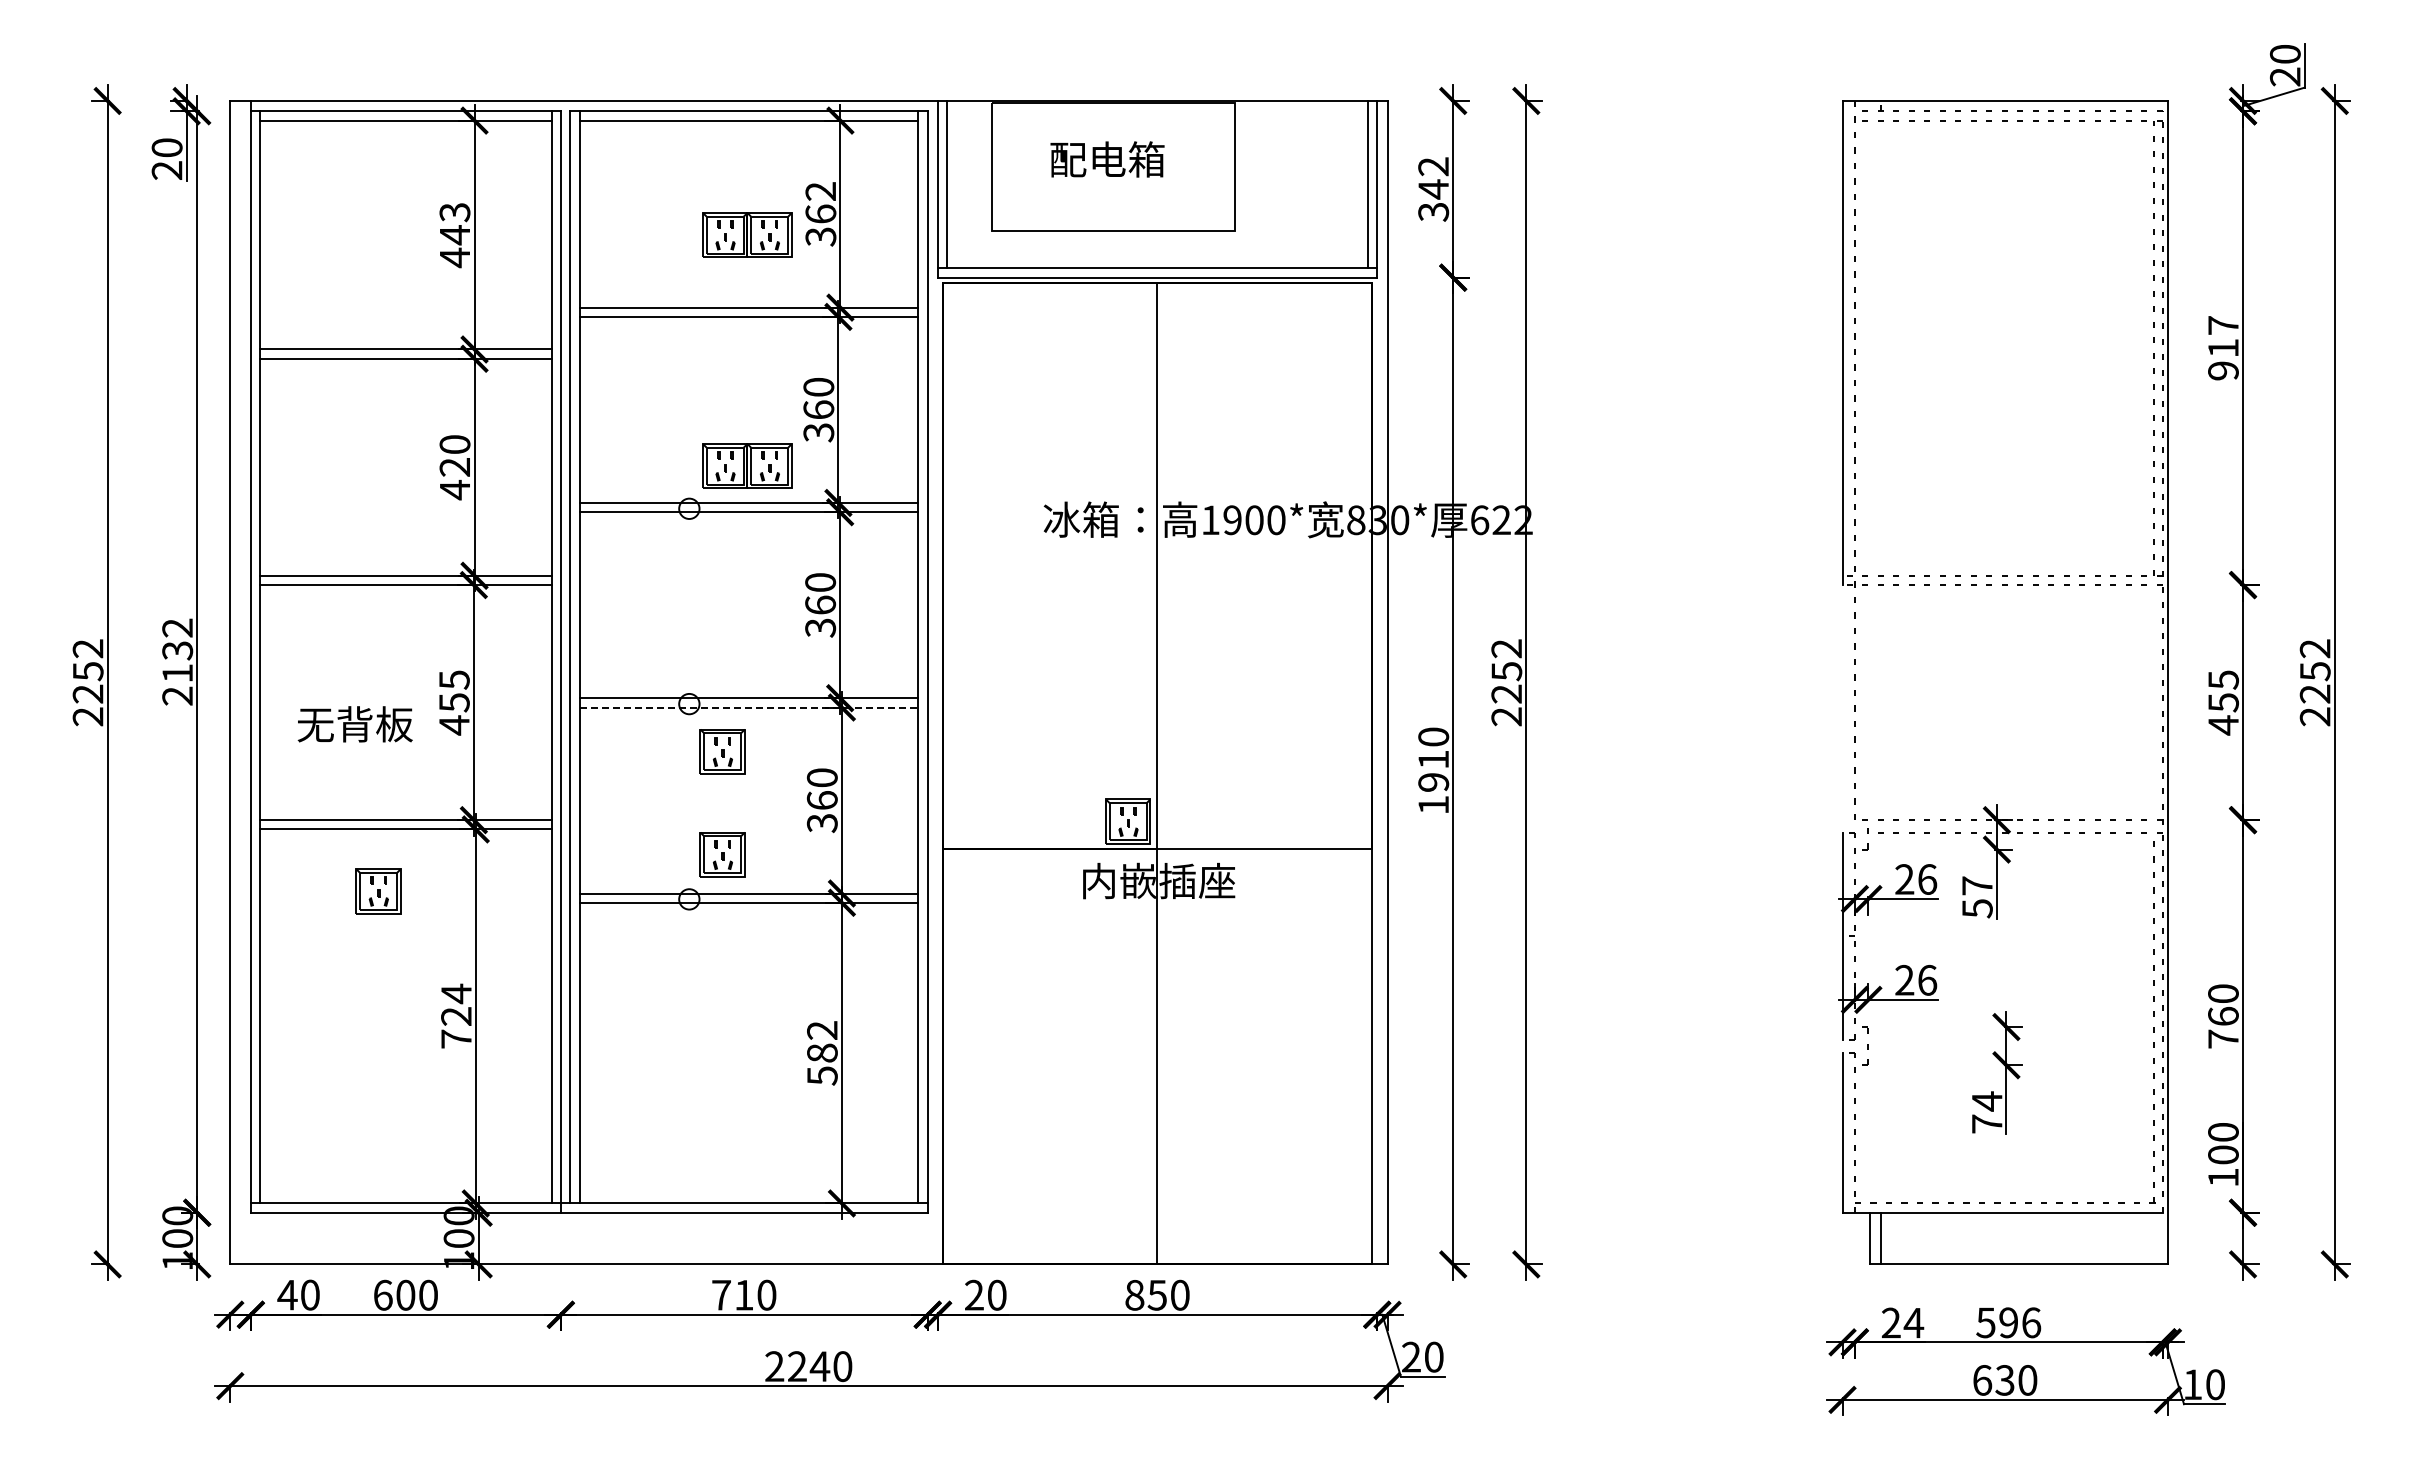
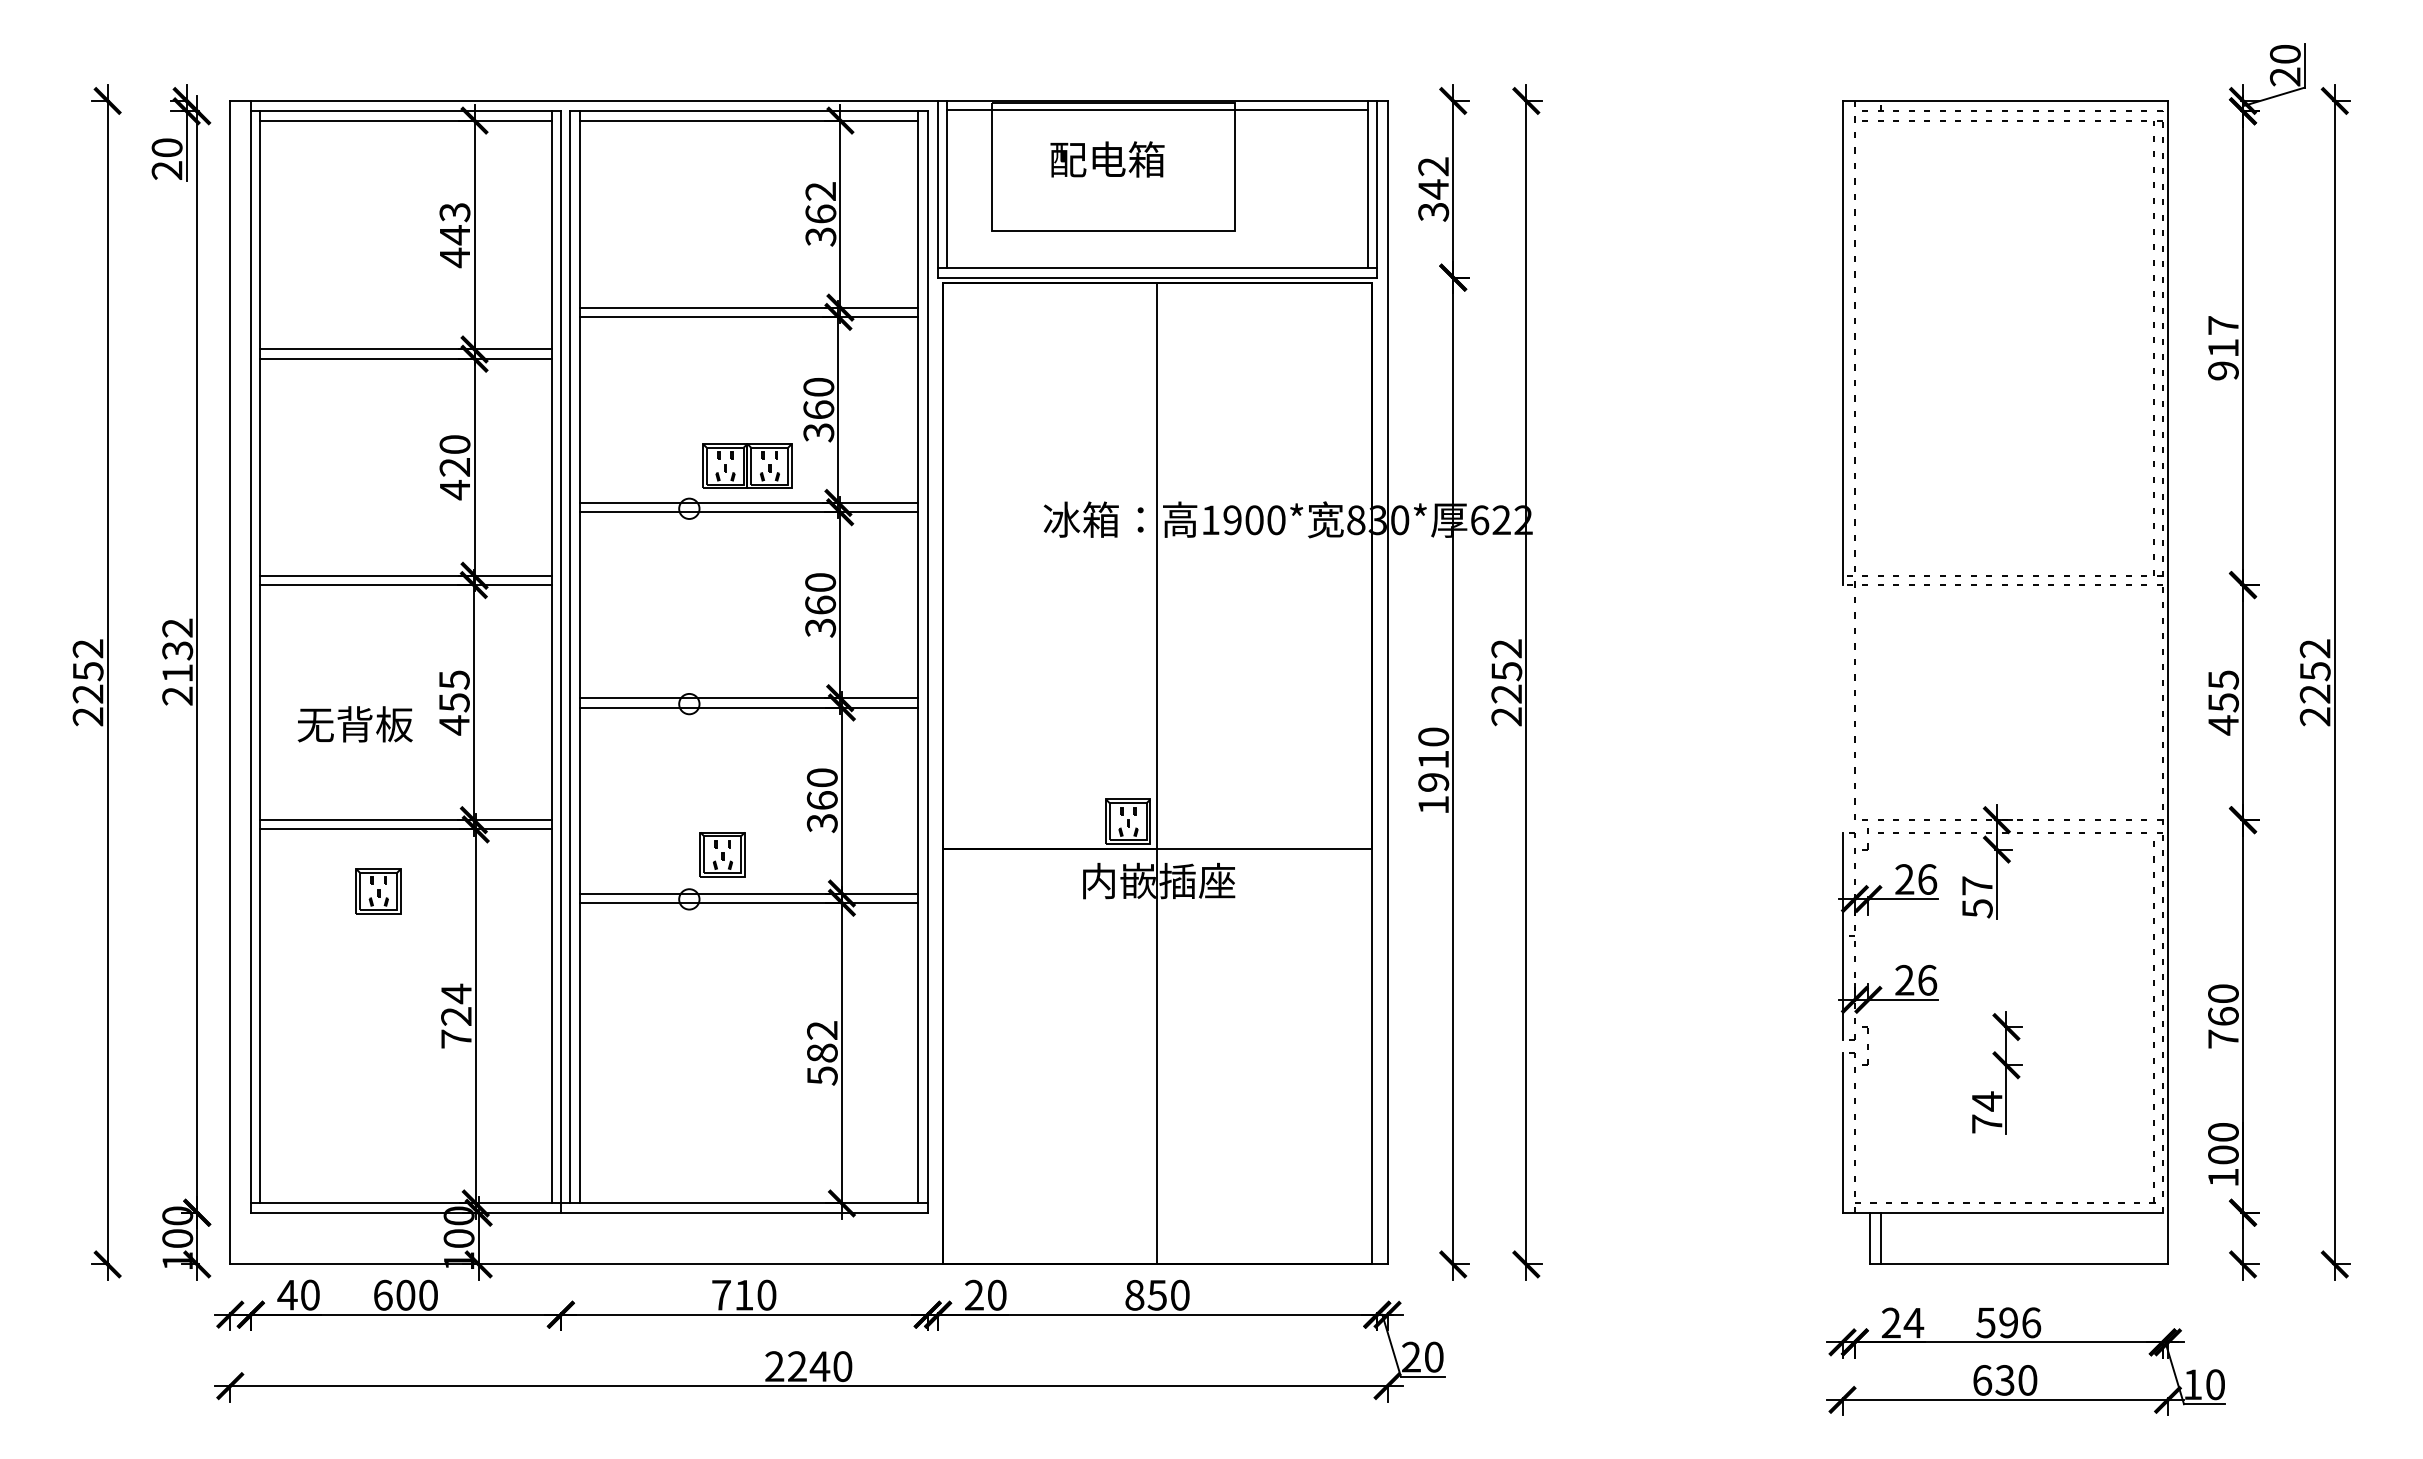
line: none -> present (1157, 110)
part: present -> none (747, 234)
line: dashed -> solid (749, 707)
part: present -> none (722, 751)
